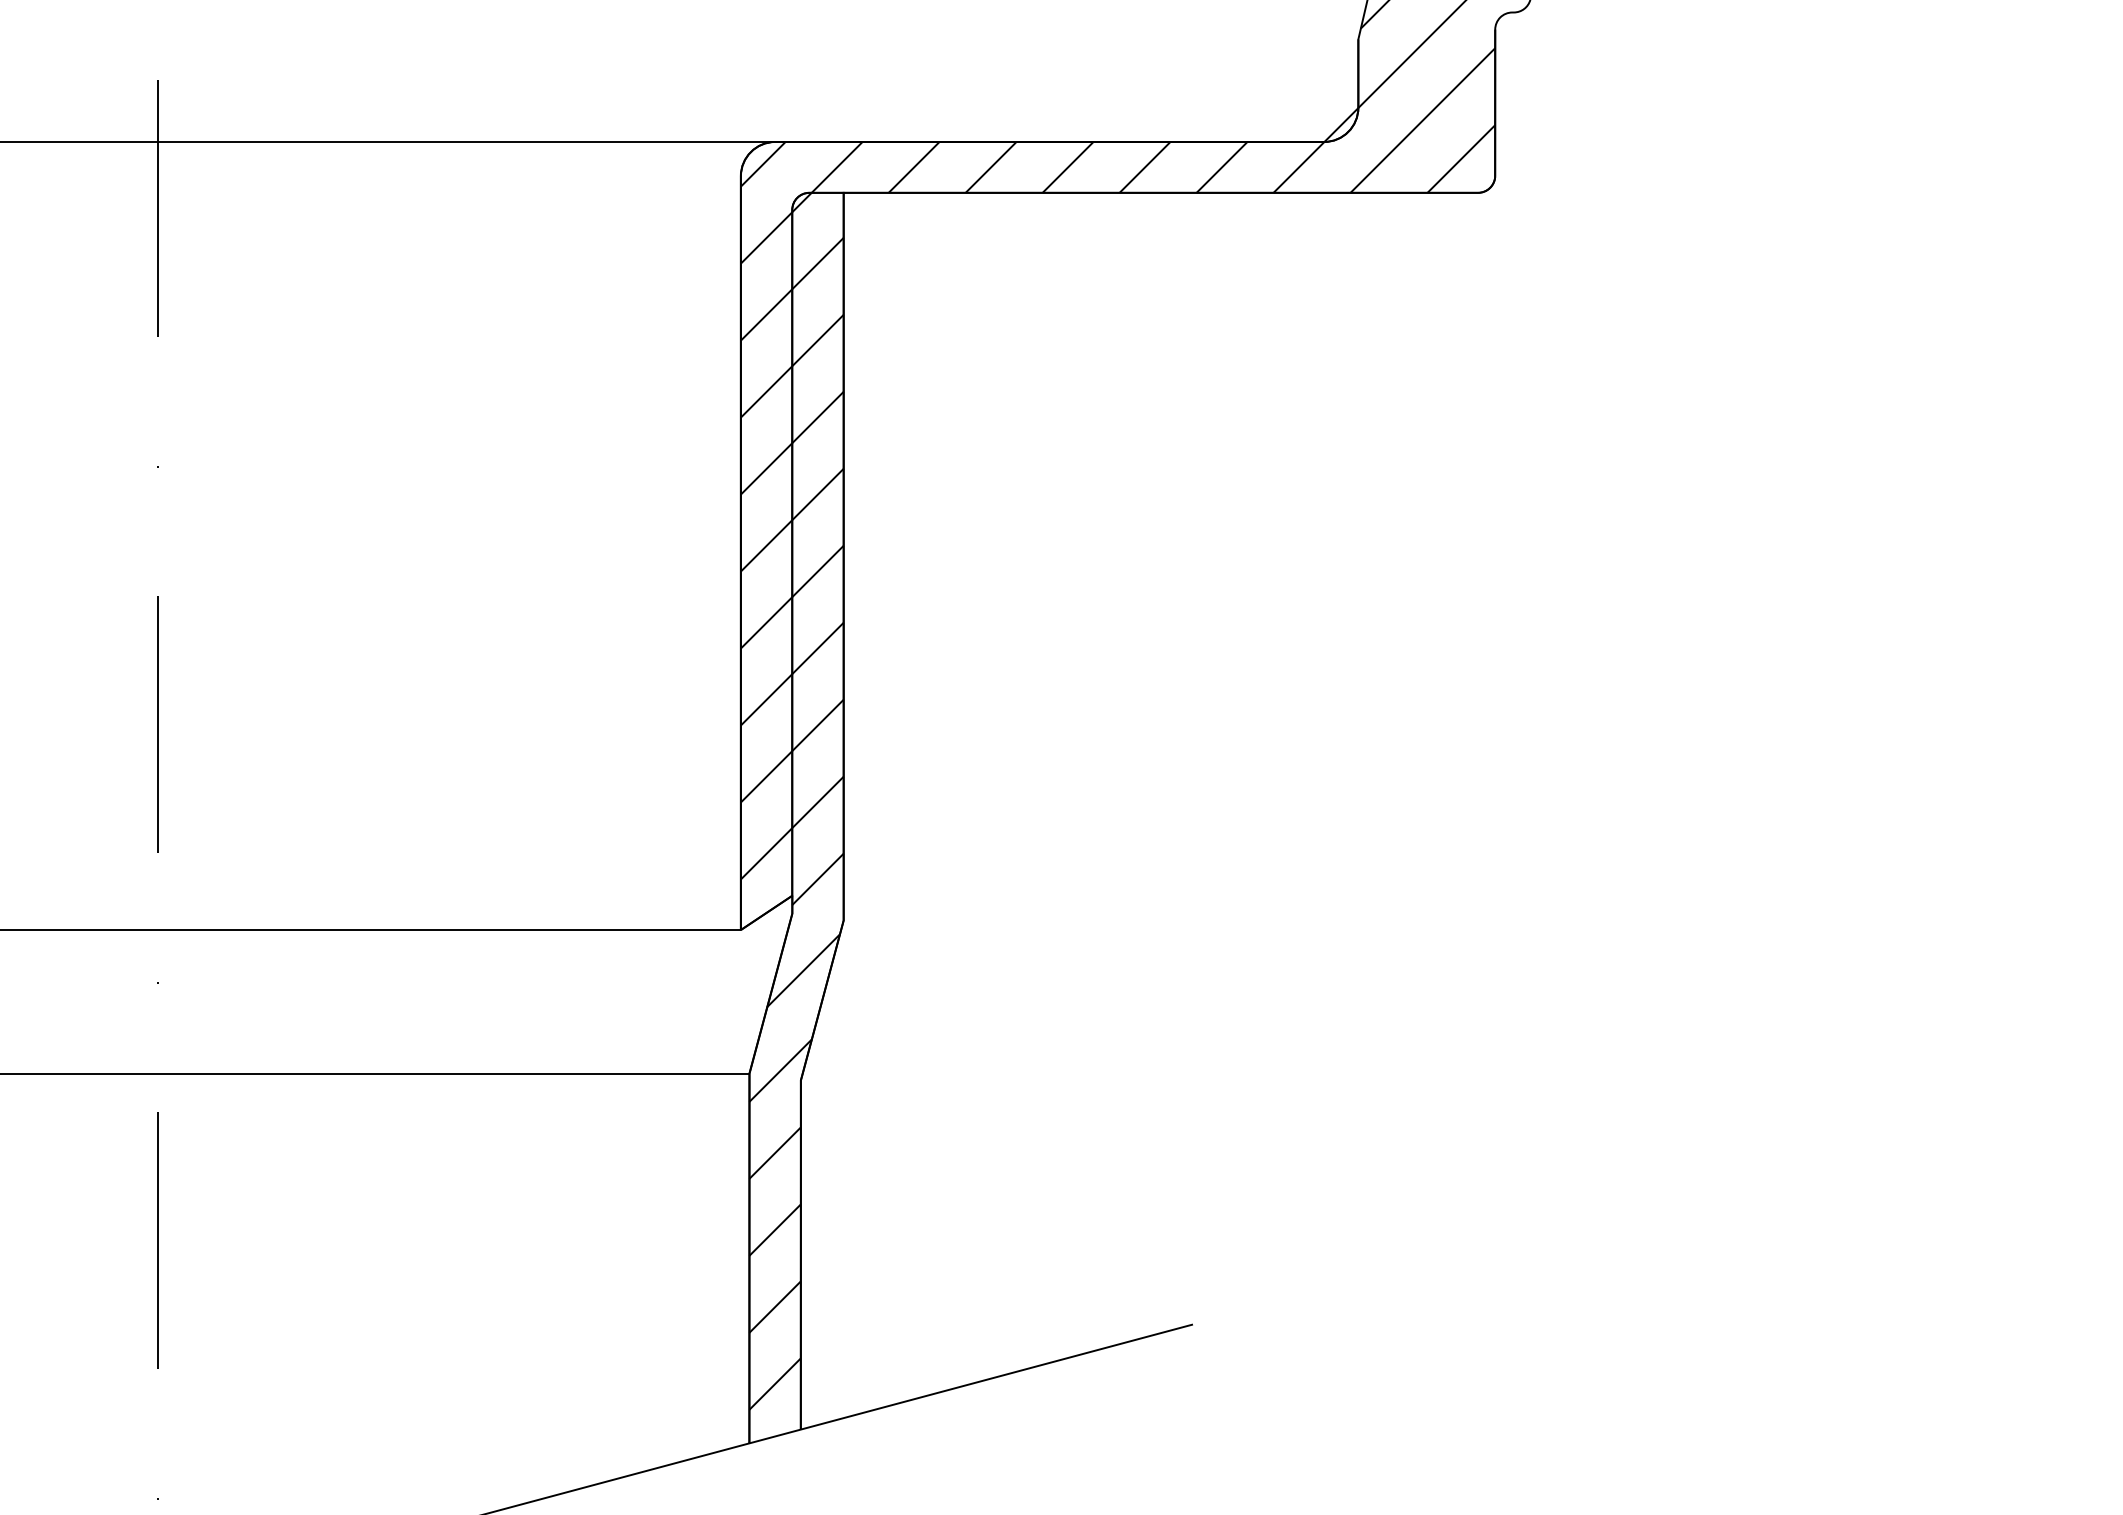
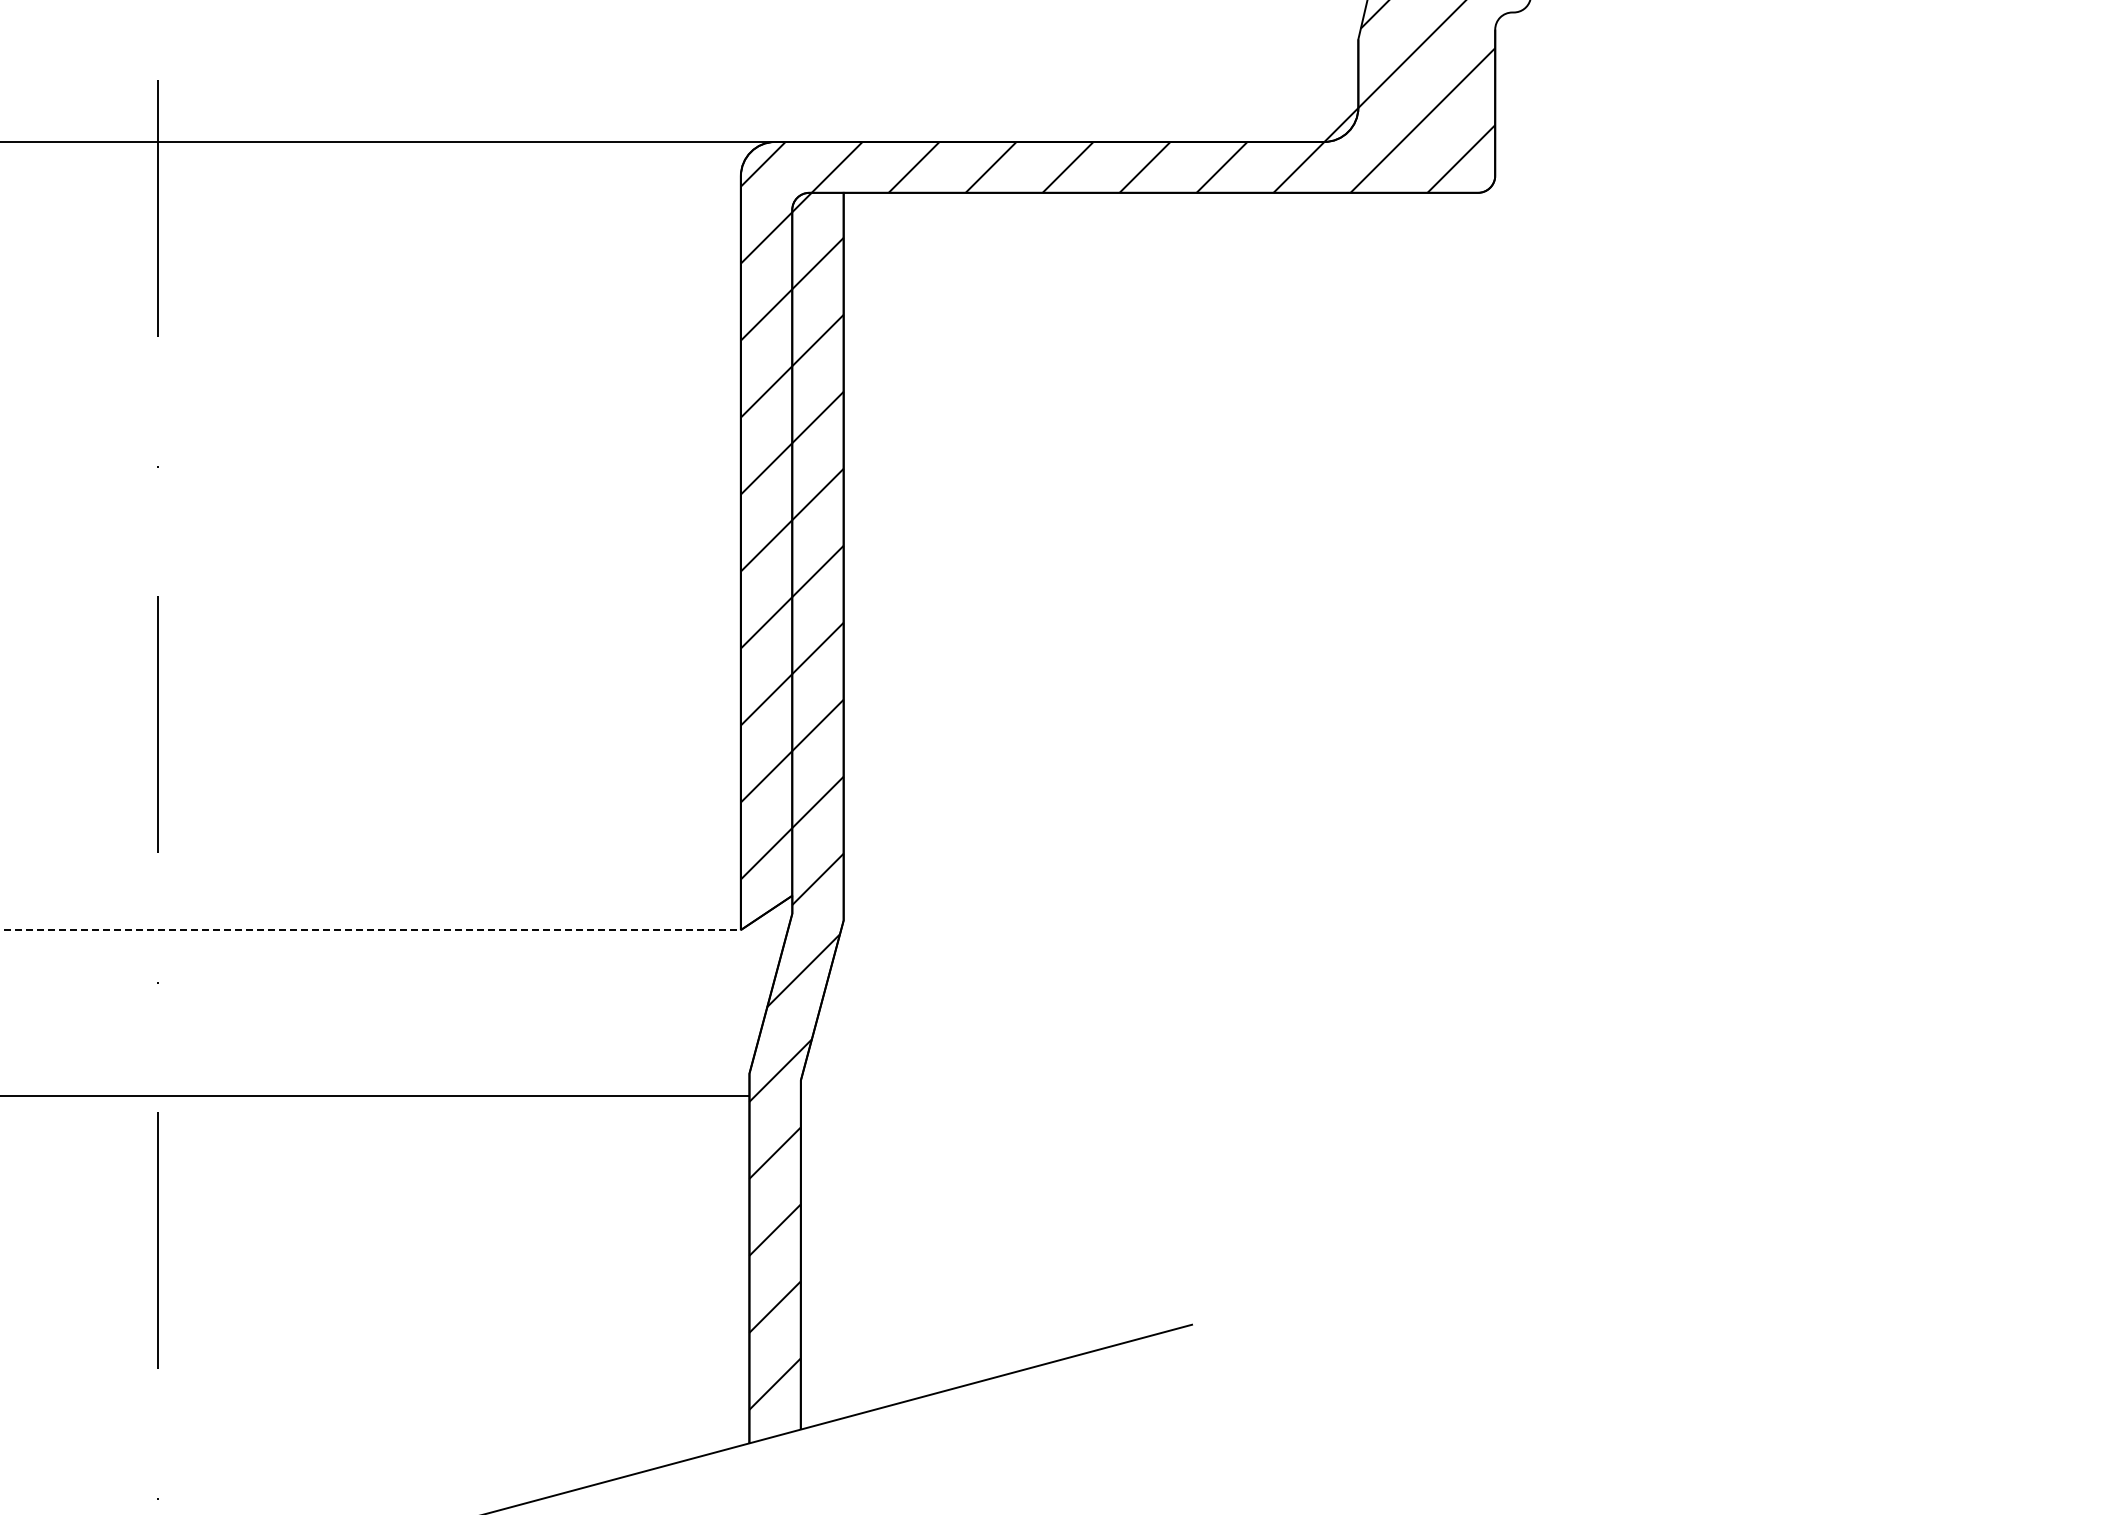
line: solid -> dashed (371, 930)
line position: (375, 1073) -> (375, 1095) (375, 1095)
